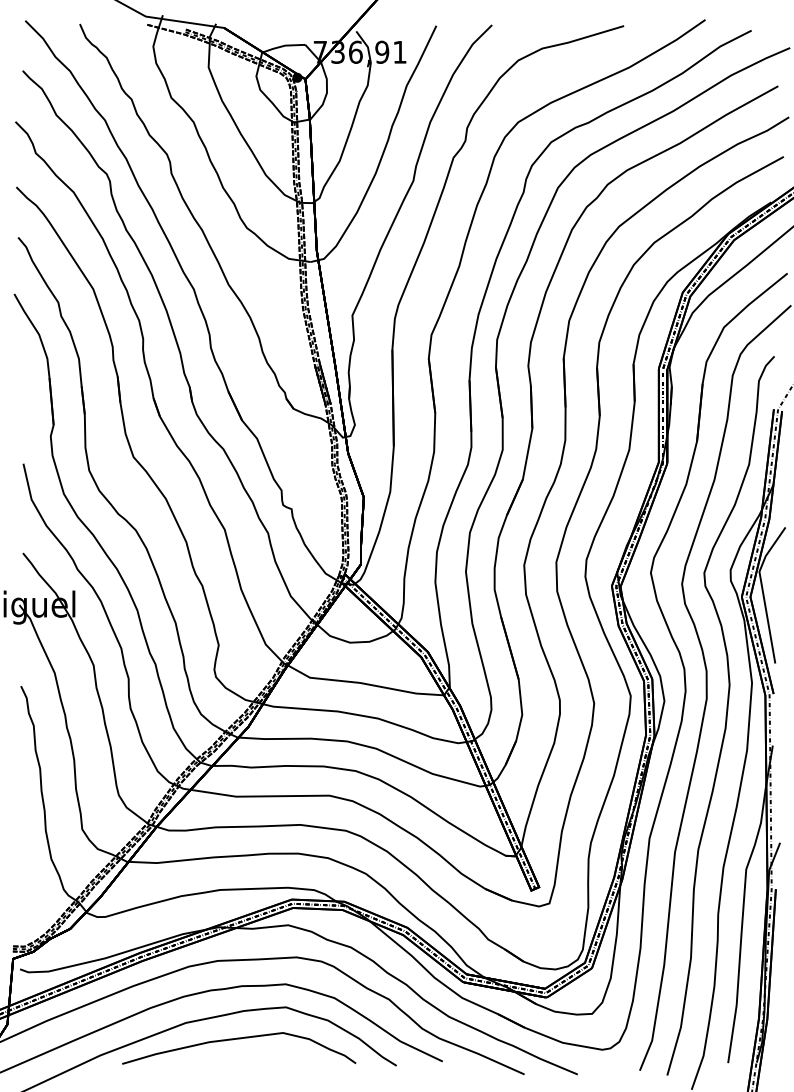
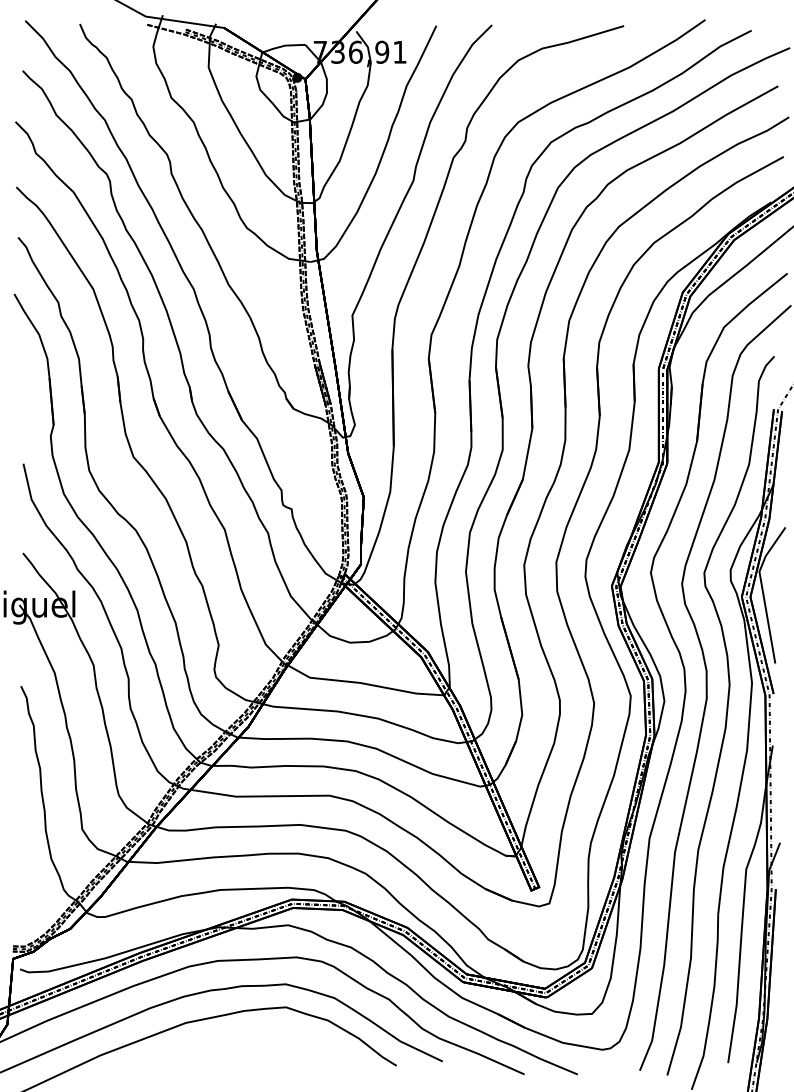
curve: present -> none (239, 1039)
